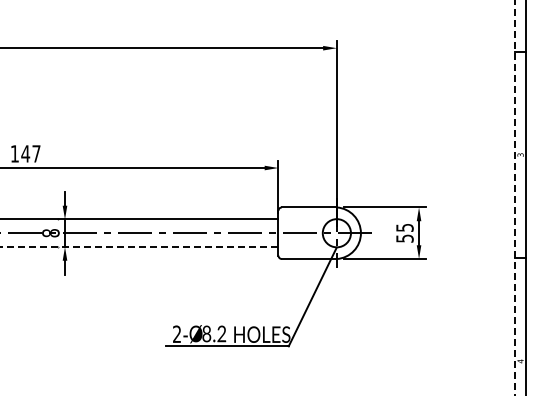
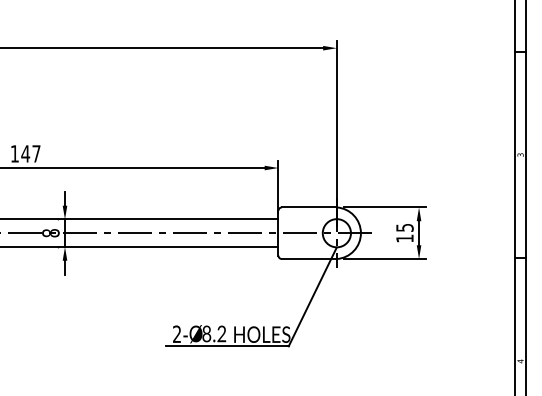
line: dashed -> solid (515, 197)
text: 55 -> 15 (404, 238)
line: dashed -> solid (139, 246)
